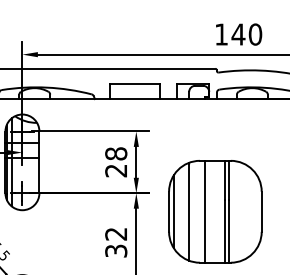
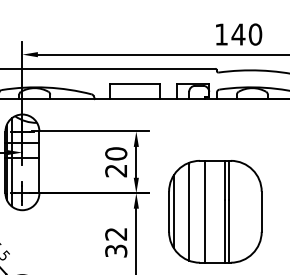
text: 28 -> 20 (116, 153)
